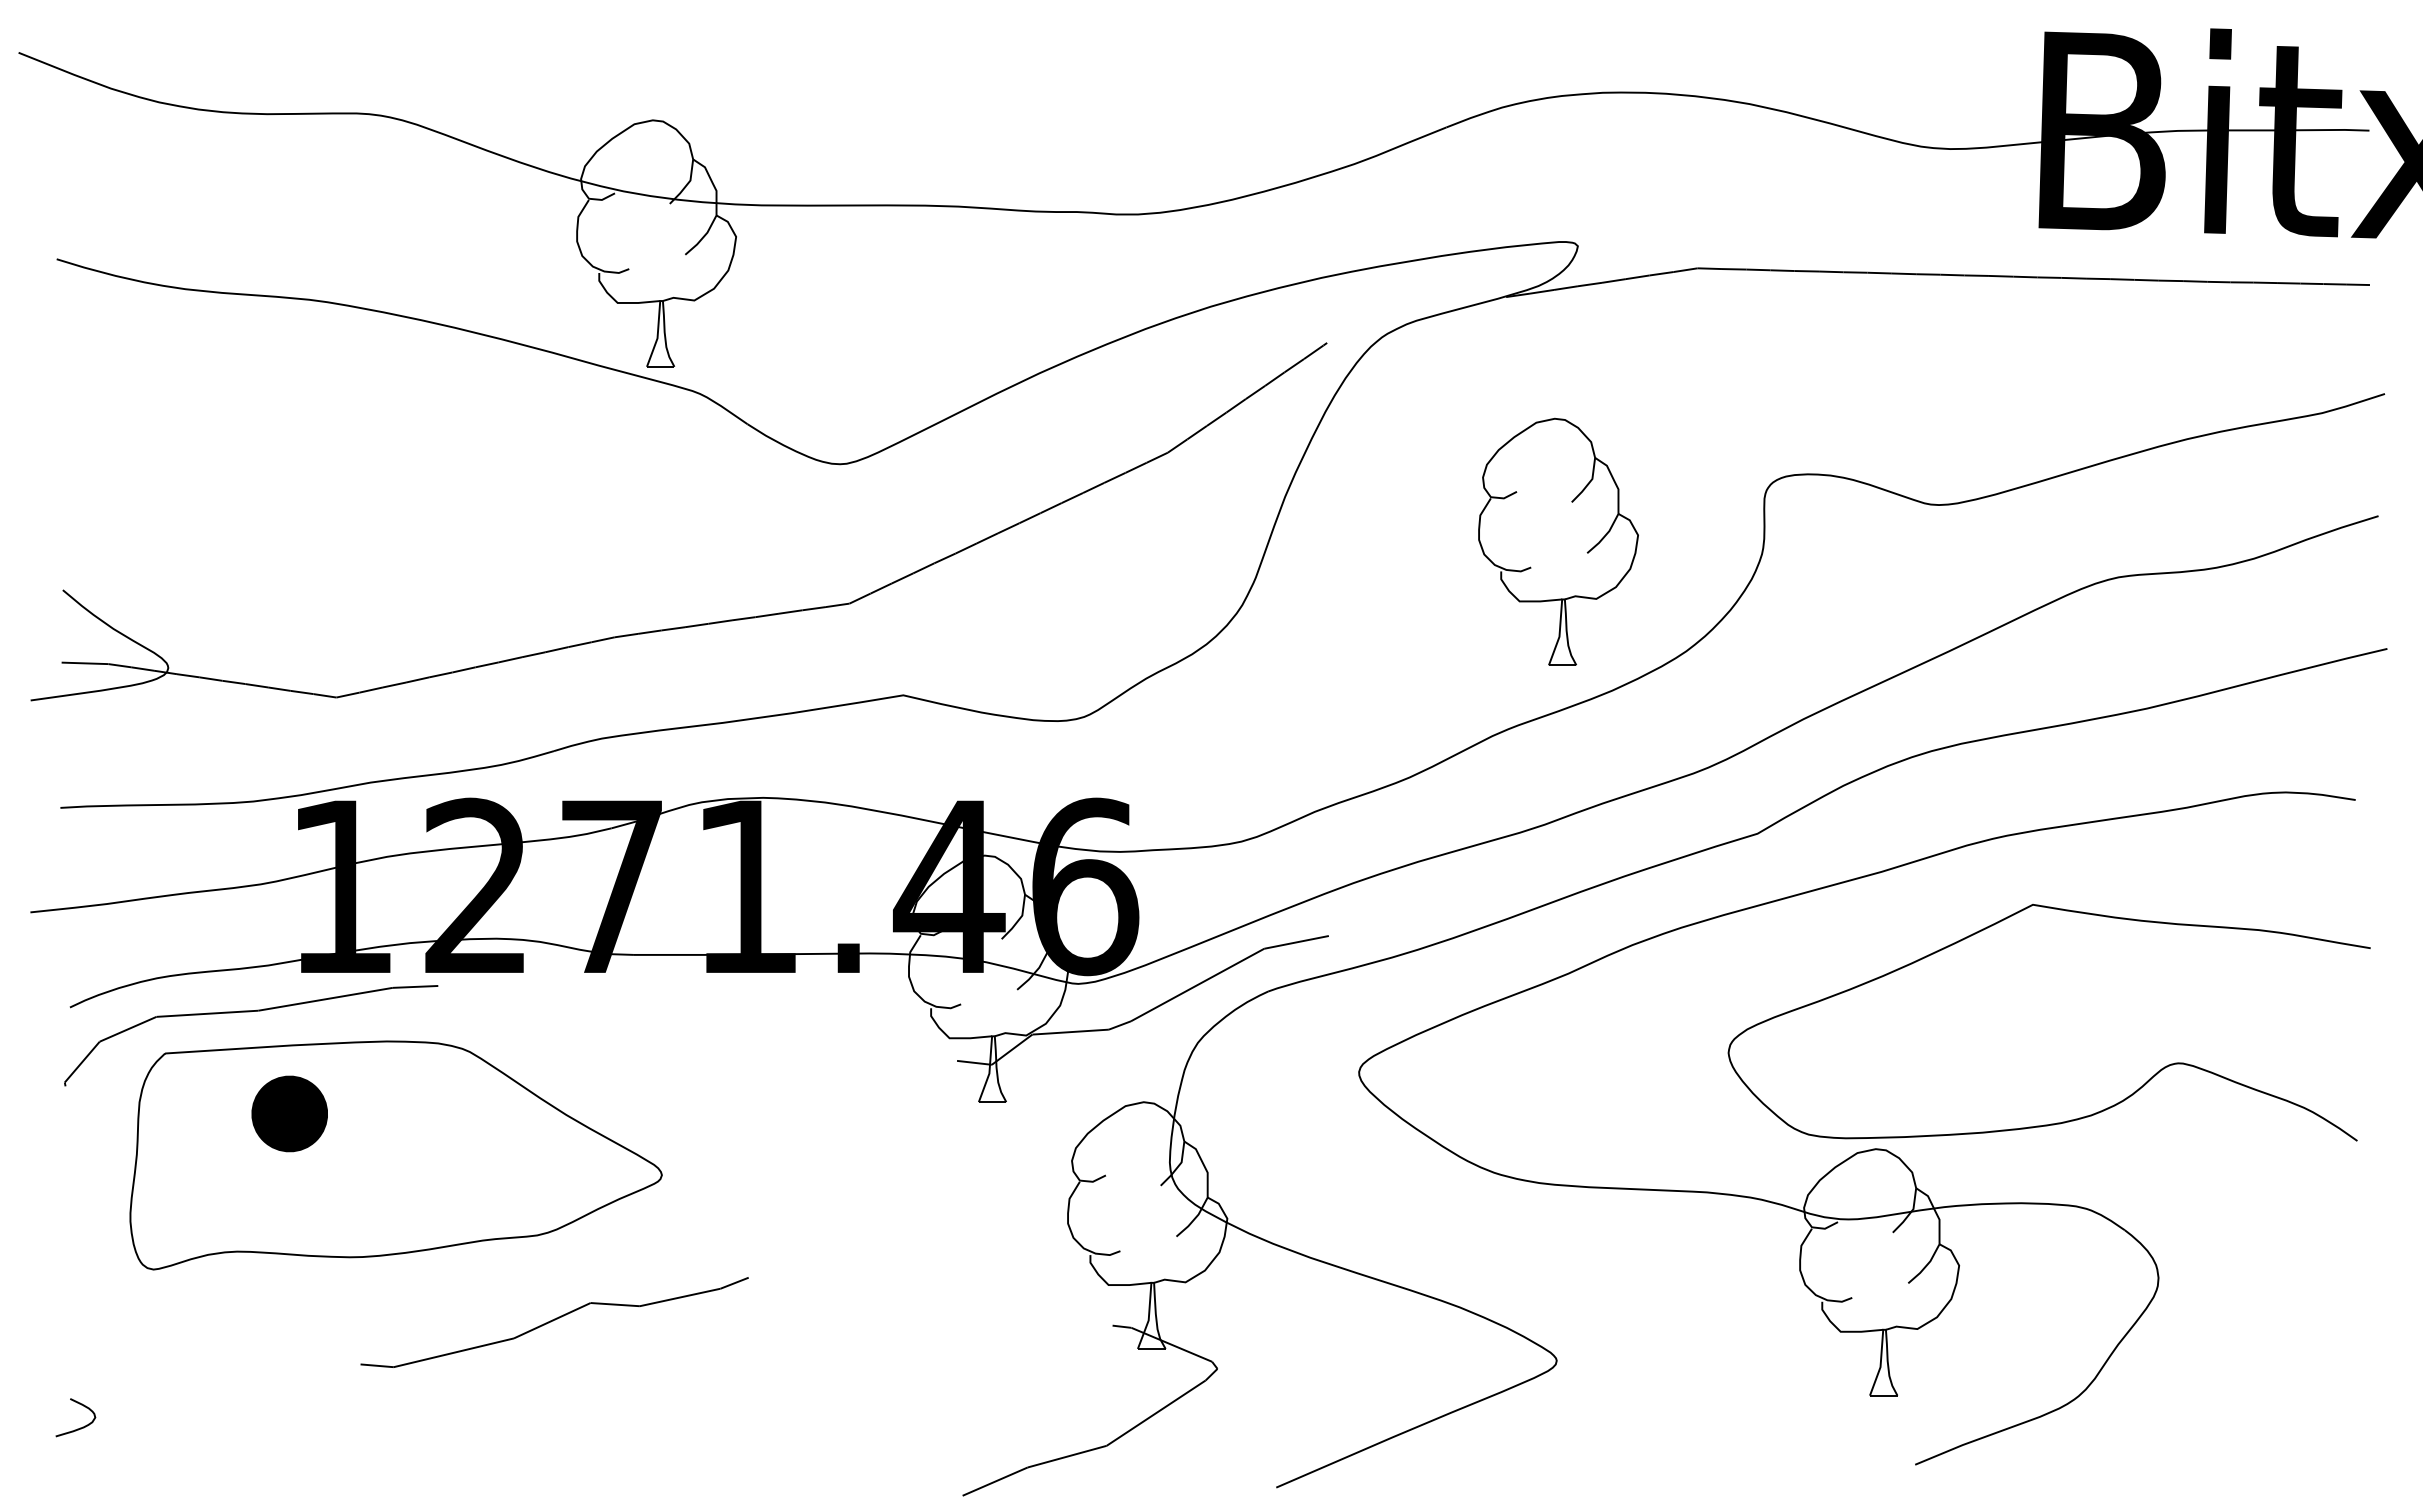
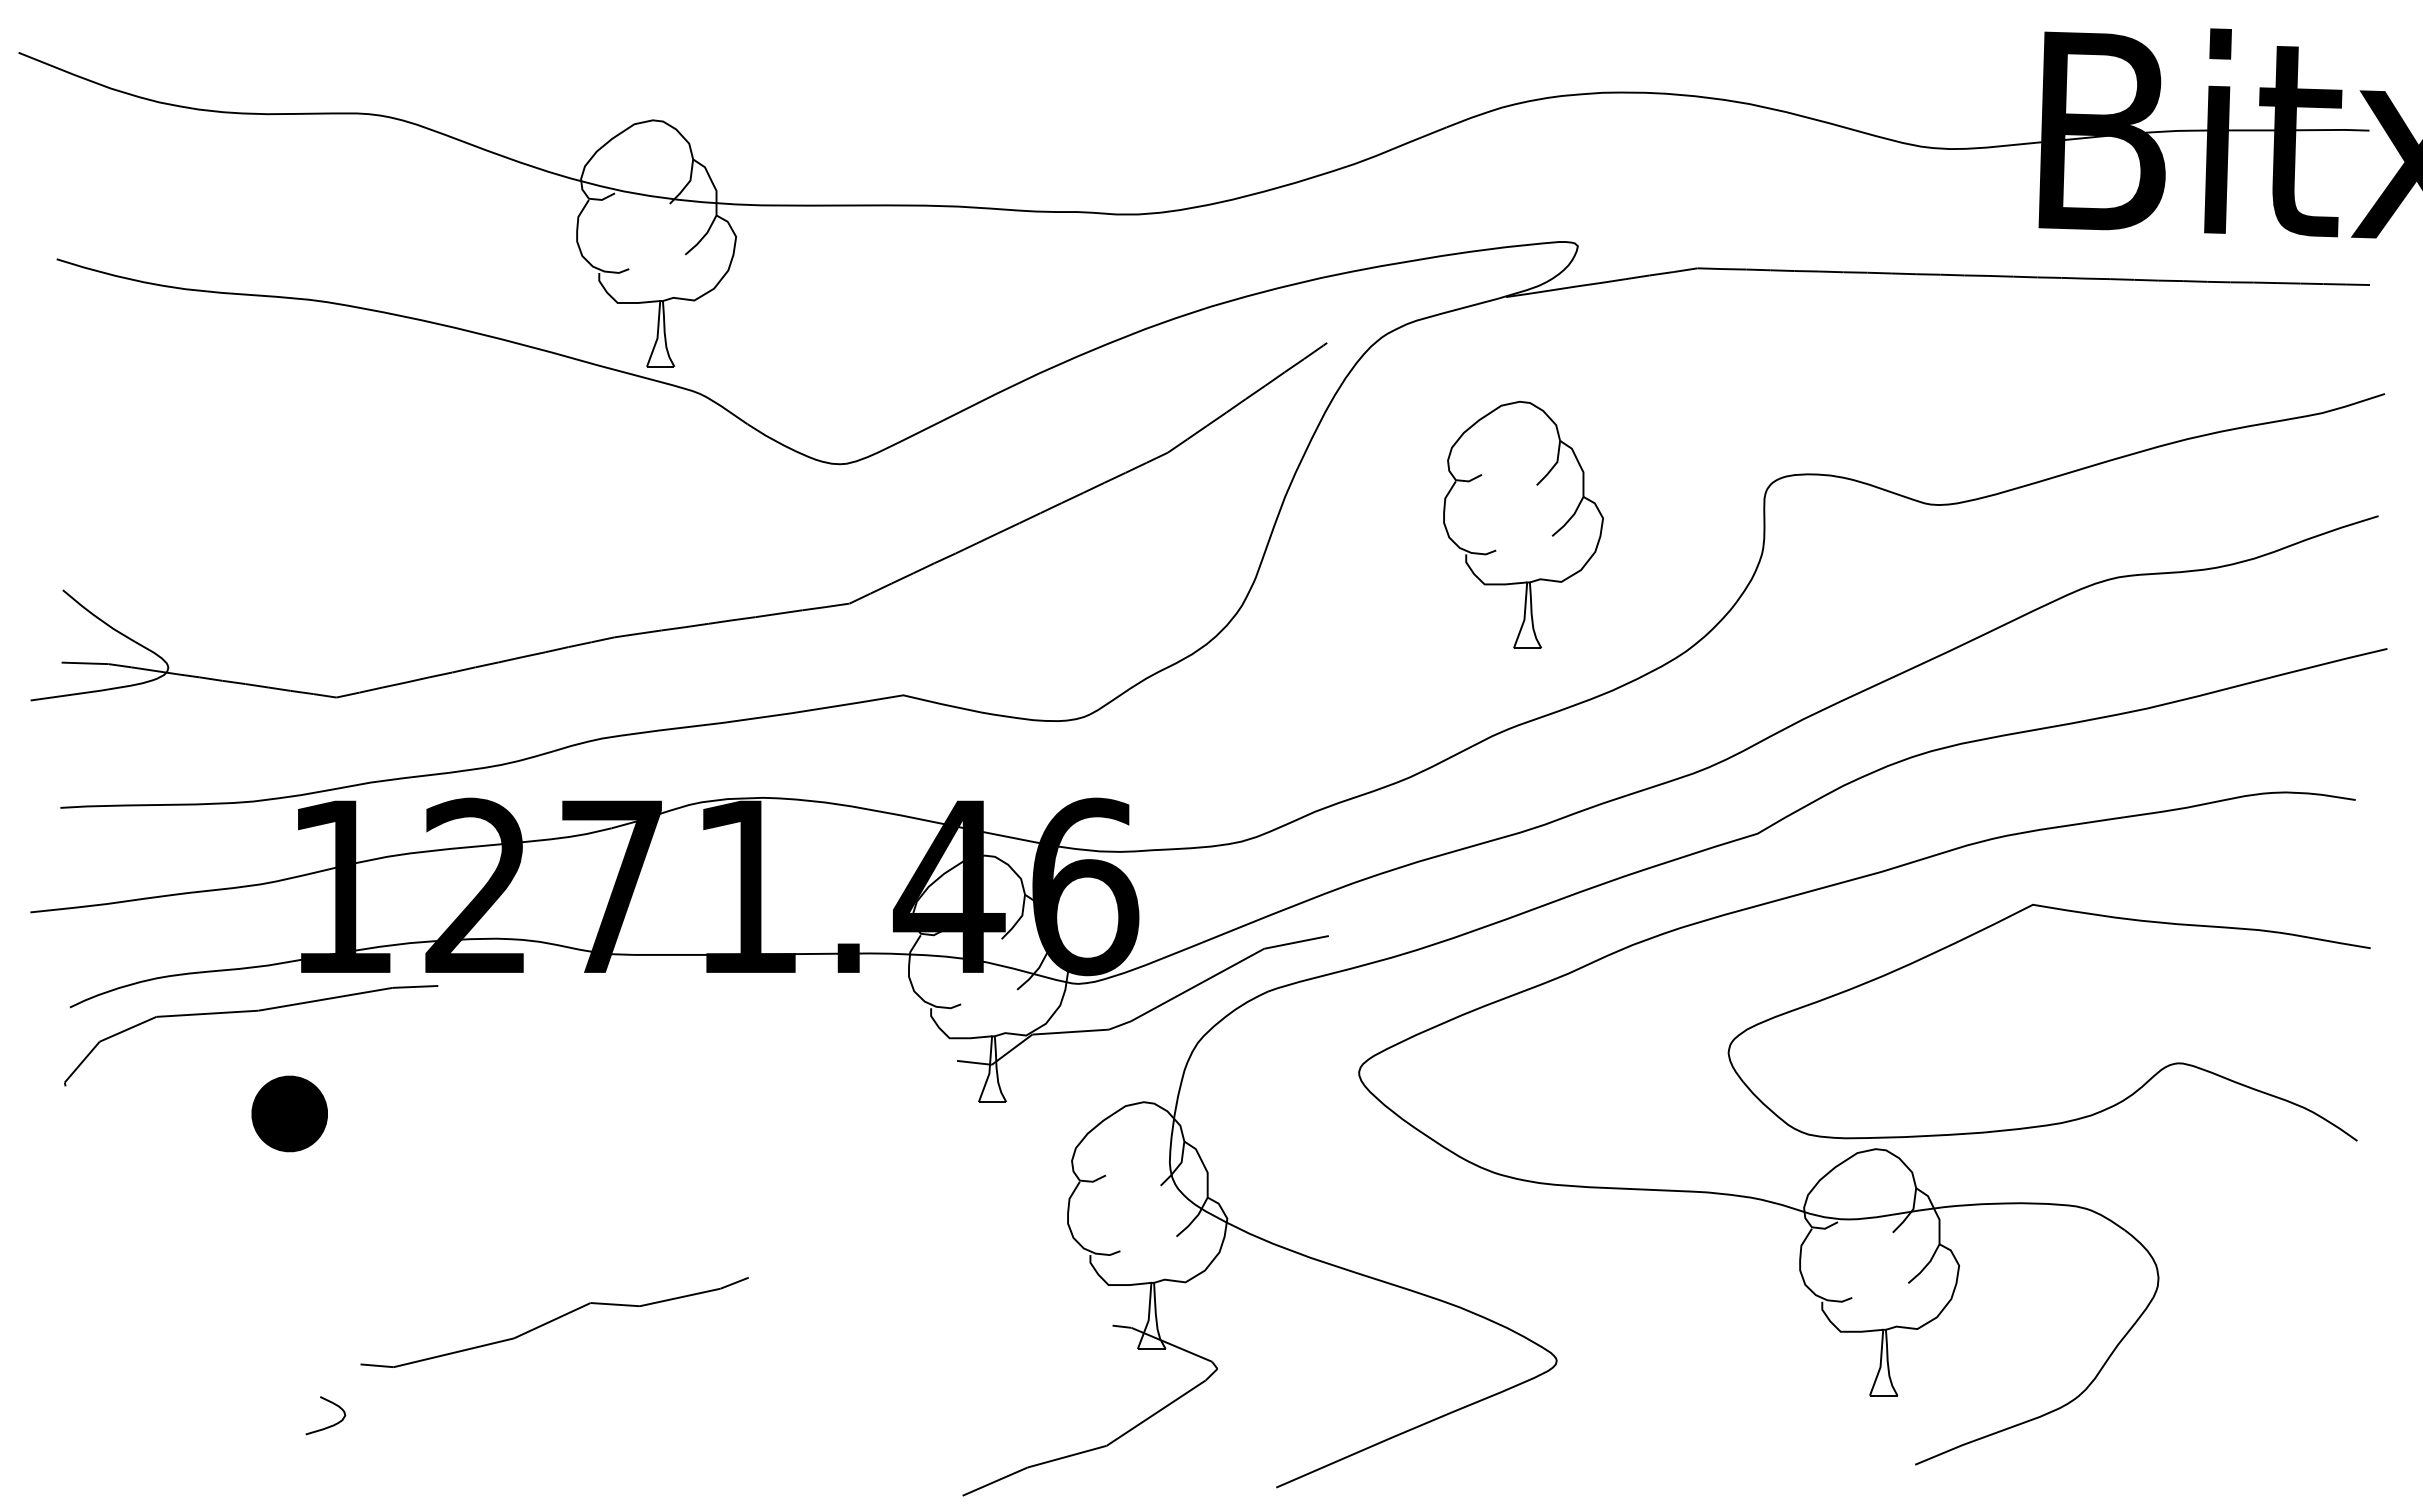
part position: (1586, 552) -> (1551, 535) (1551, 535)
part: present -> none (395, 1155)
curve position: (80, 1427) -> (330, 1425) (330, 1425)
